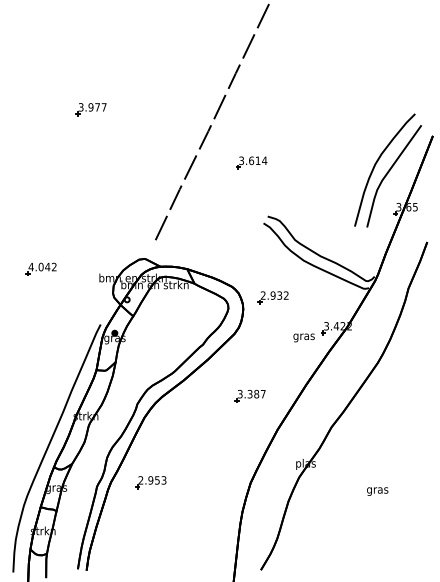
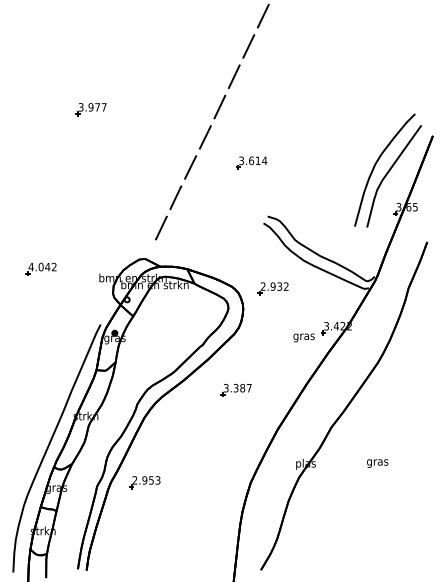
part position: (272, 297) -> (272, 288) (272, 288)
part position: (249, 396) -> (235, 390) (235, 390)
part position: (150, 482) -> (144, 482) (144, 482)
text position: (377, 491) -> (377, 463) (377, 463)
